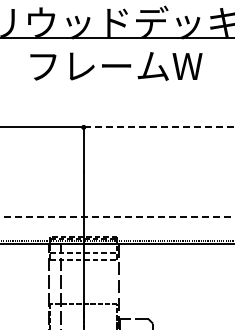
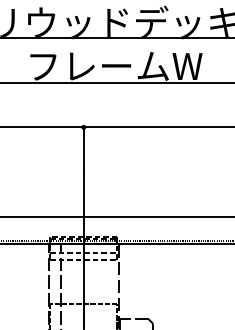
line: none -> present (116, 82)
line: dashed -> solid (159, 127)
line: dashed -> solid (117, 216)
